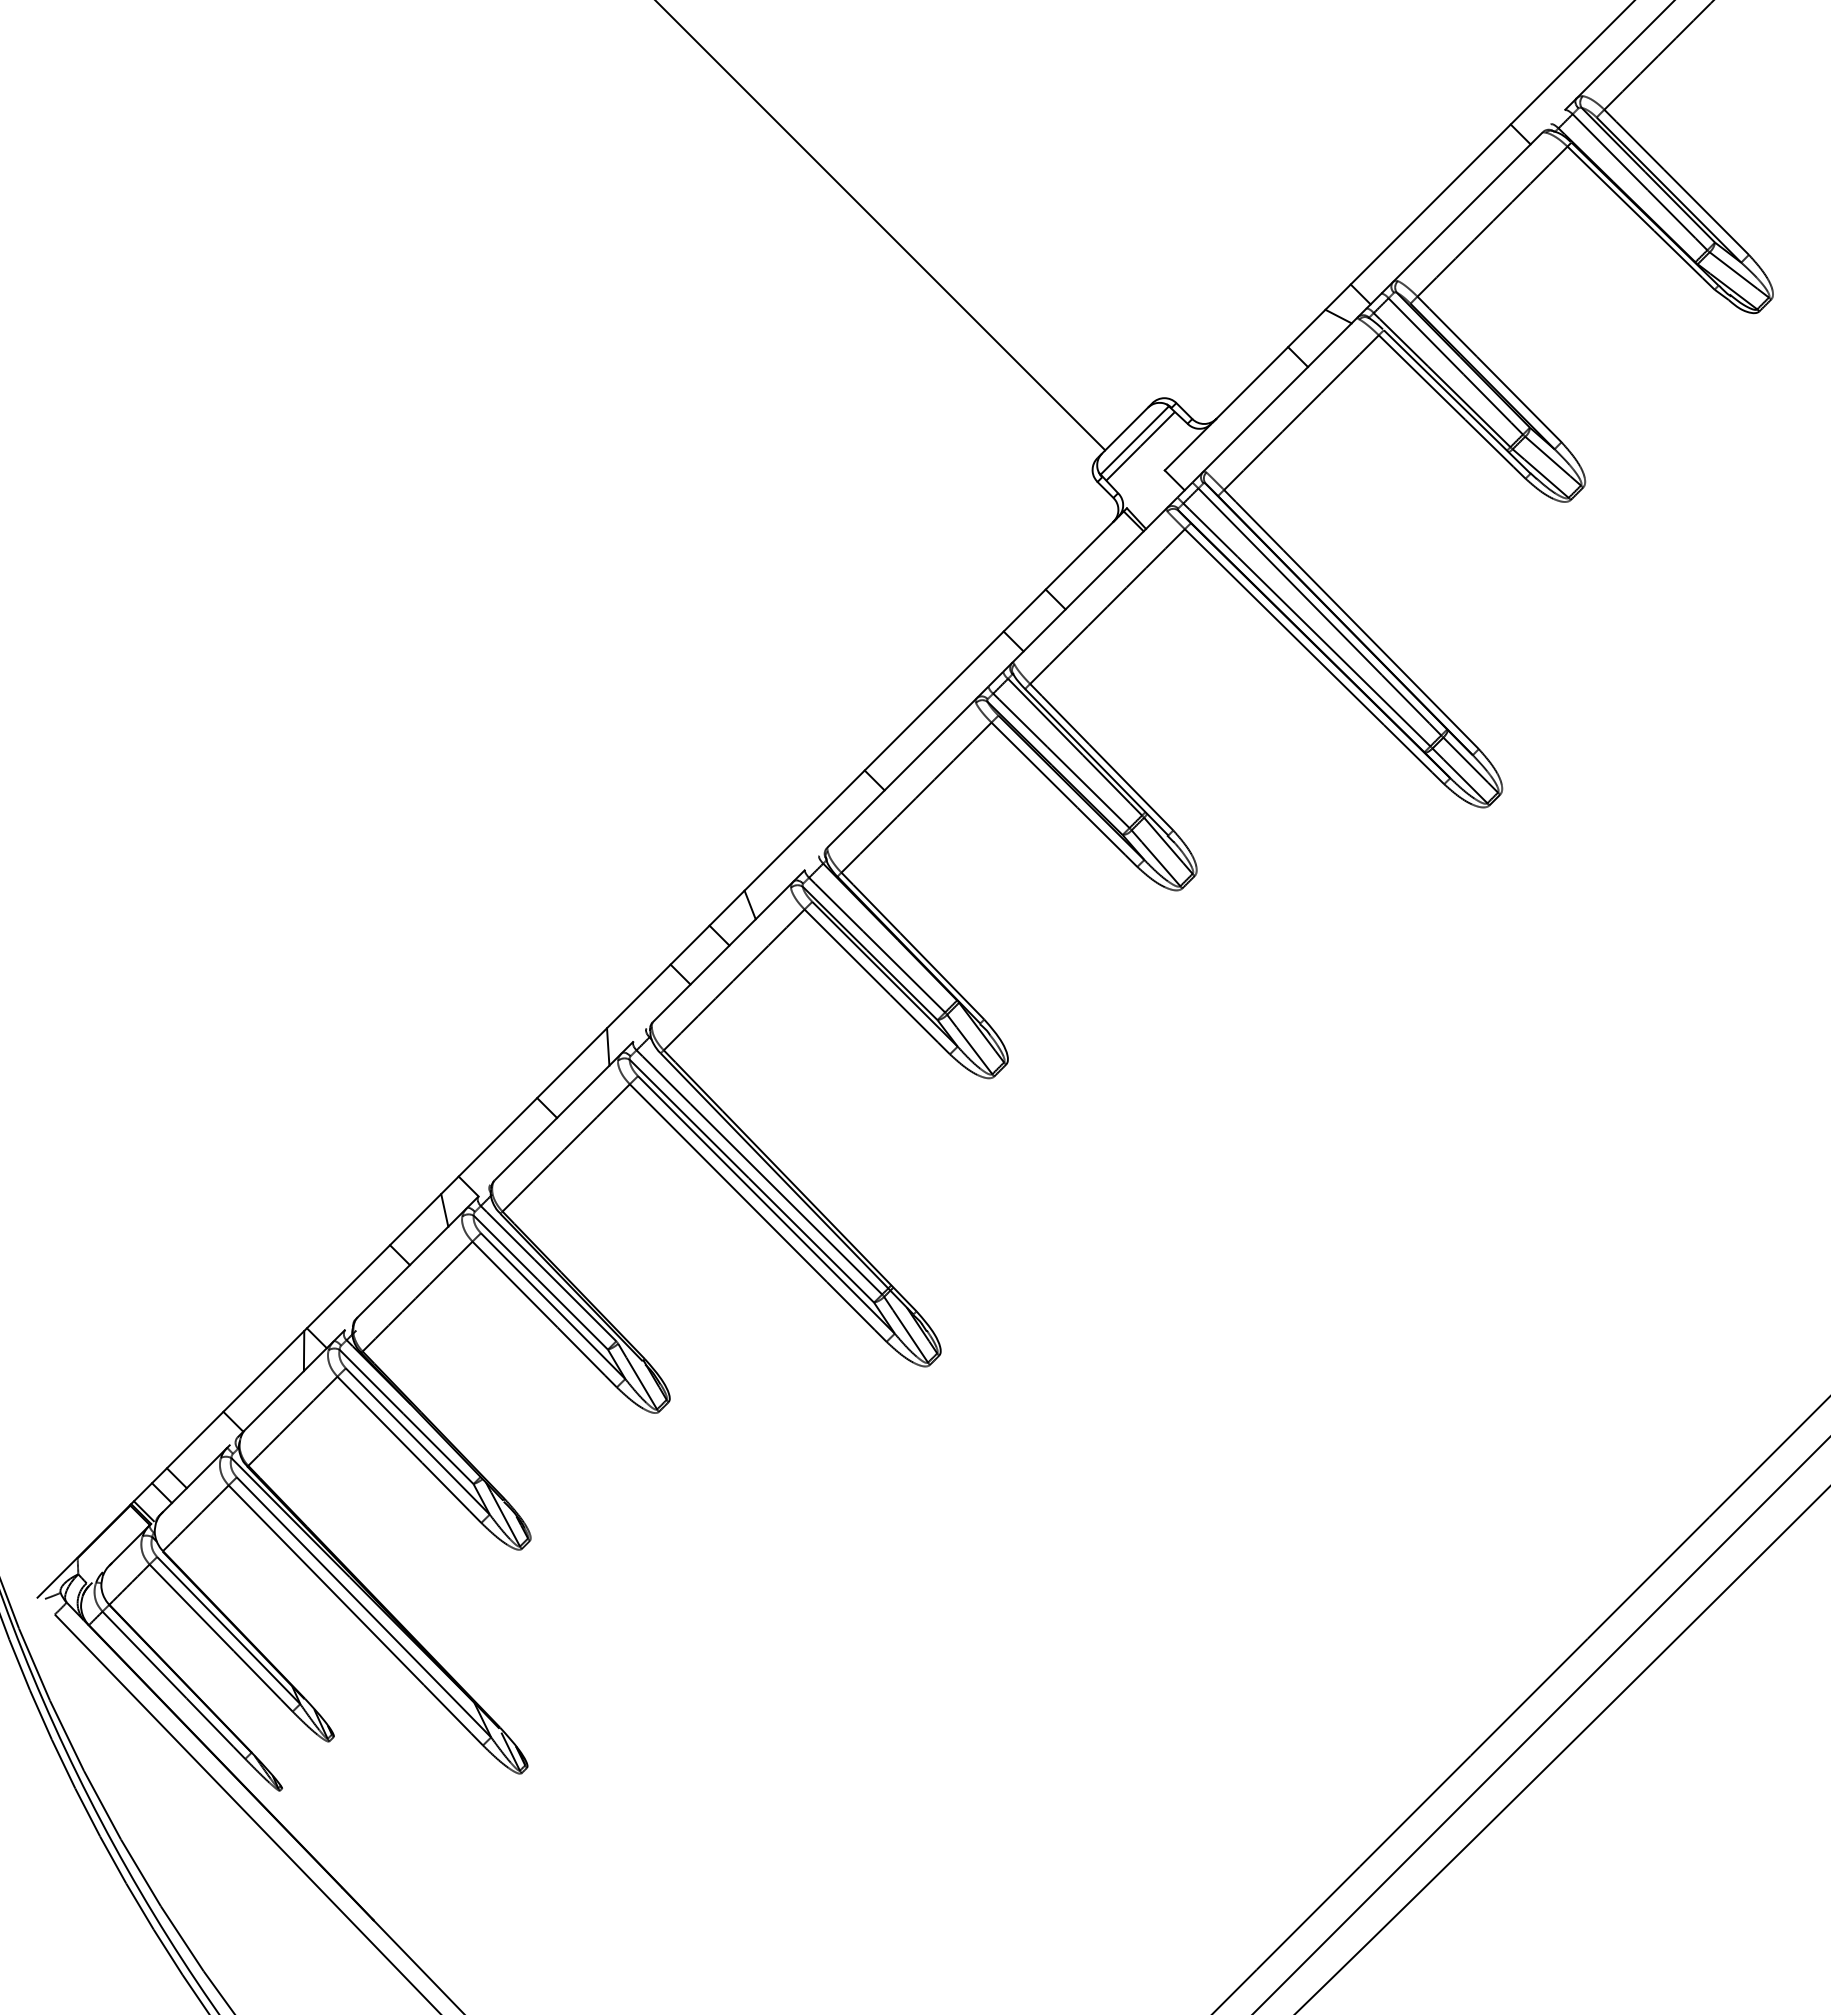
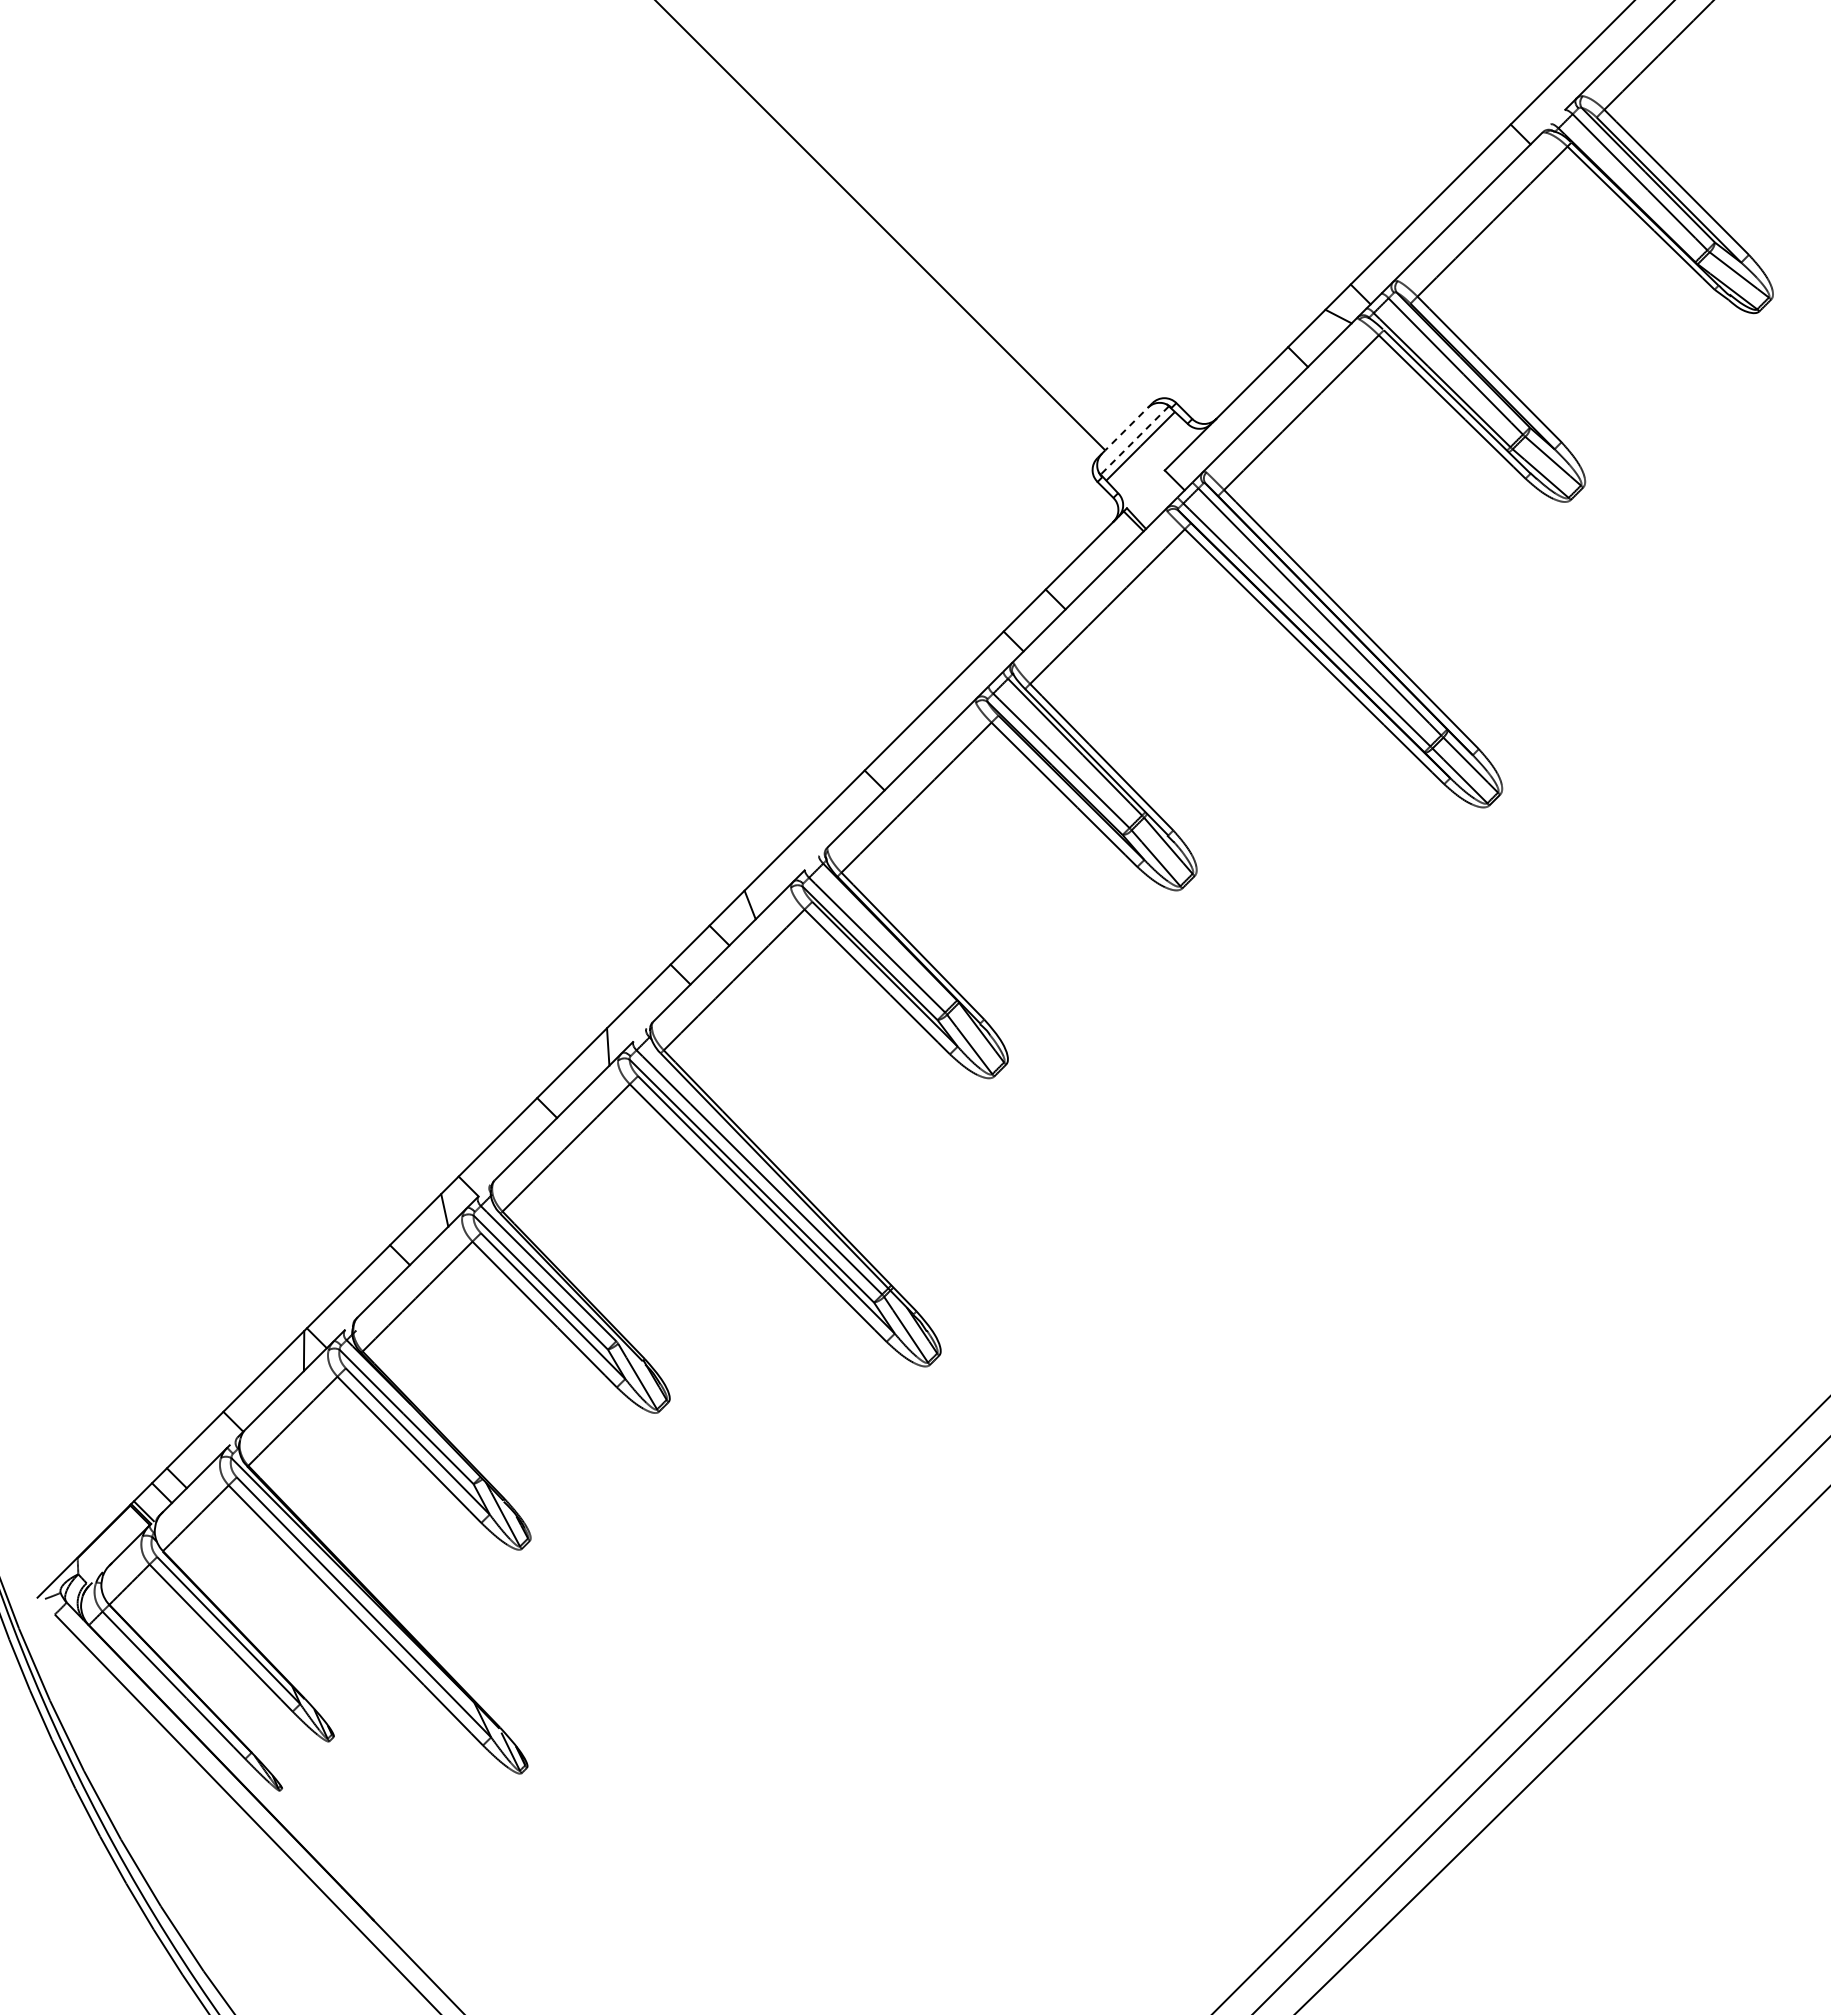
line: solid -> dashed (1128, 427)
line: solid -> dashed (1134, 440)
